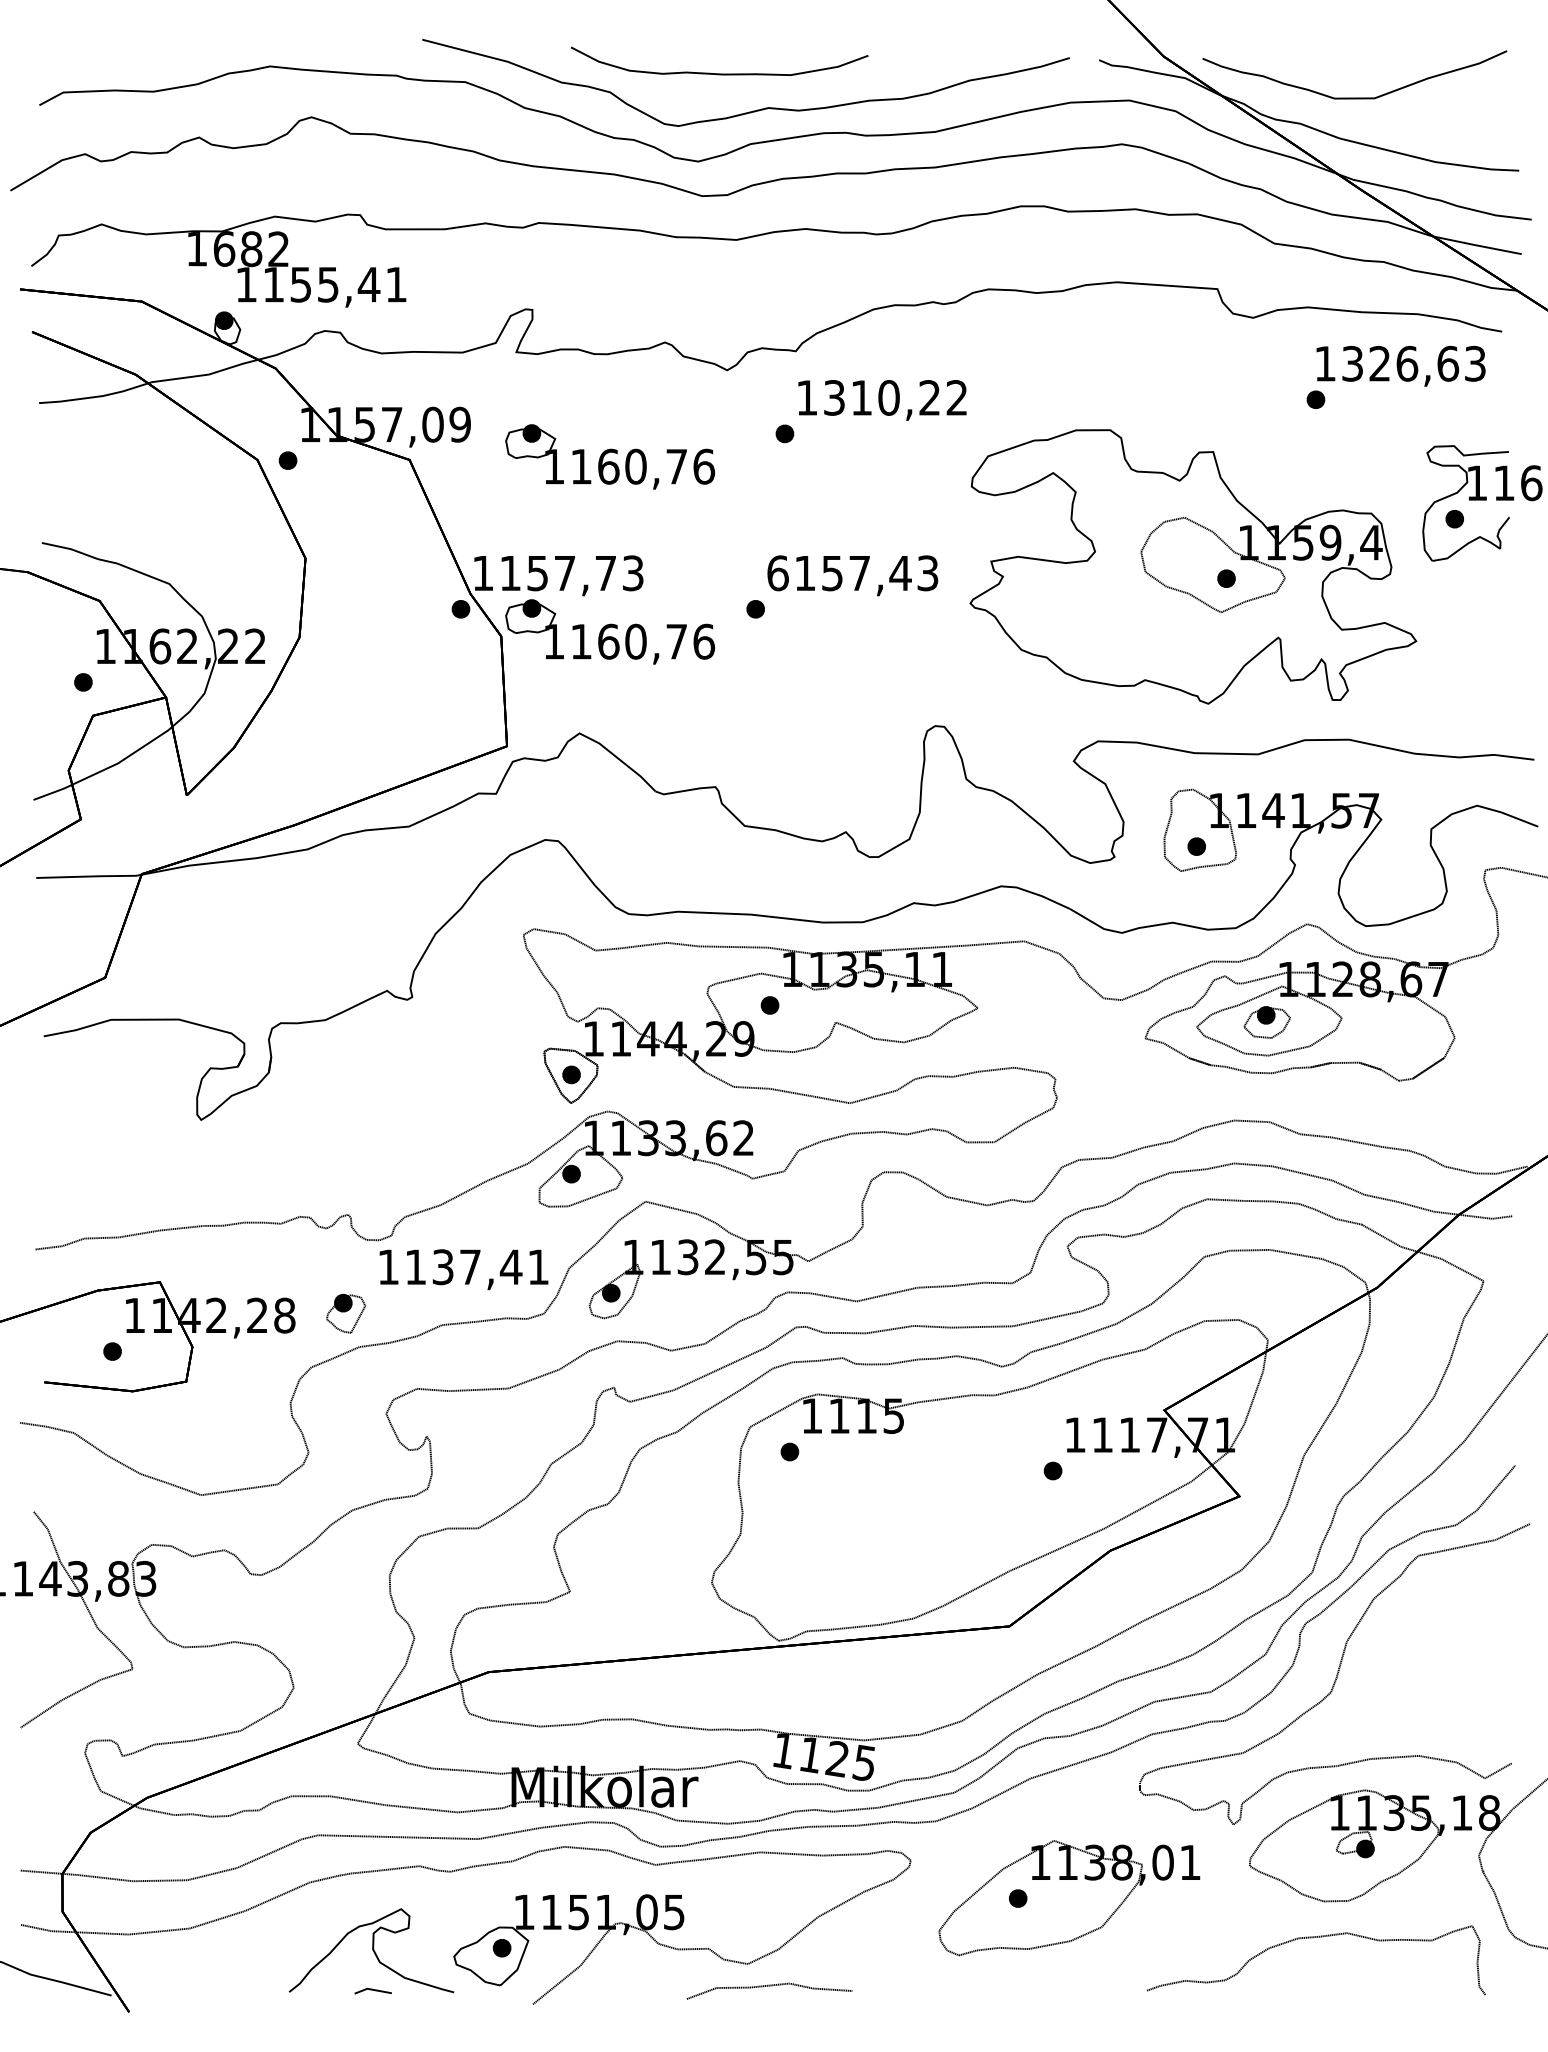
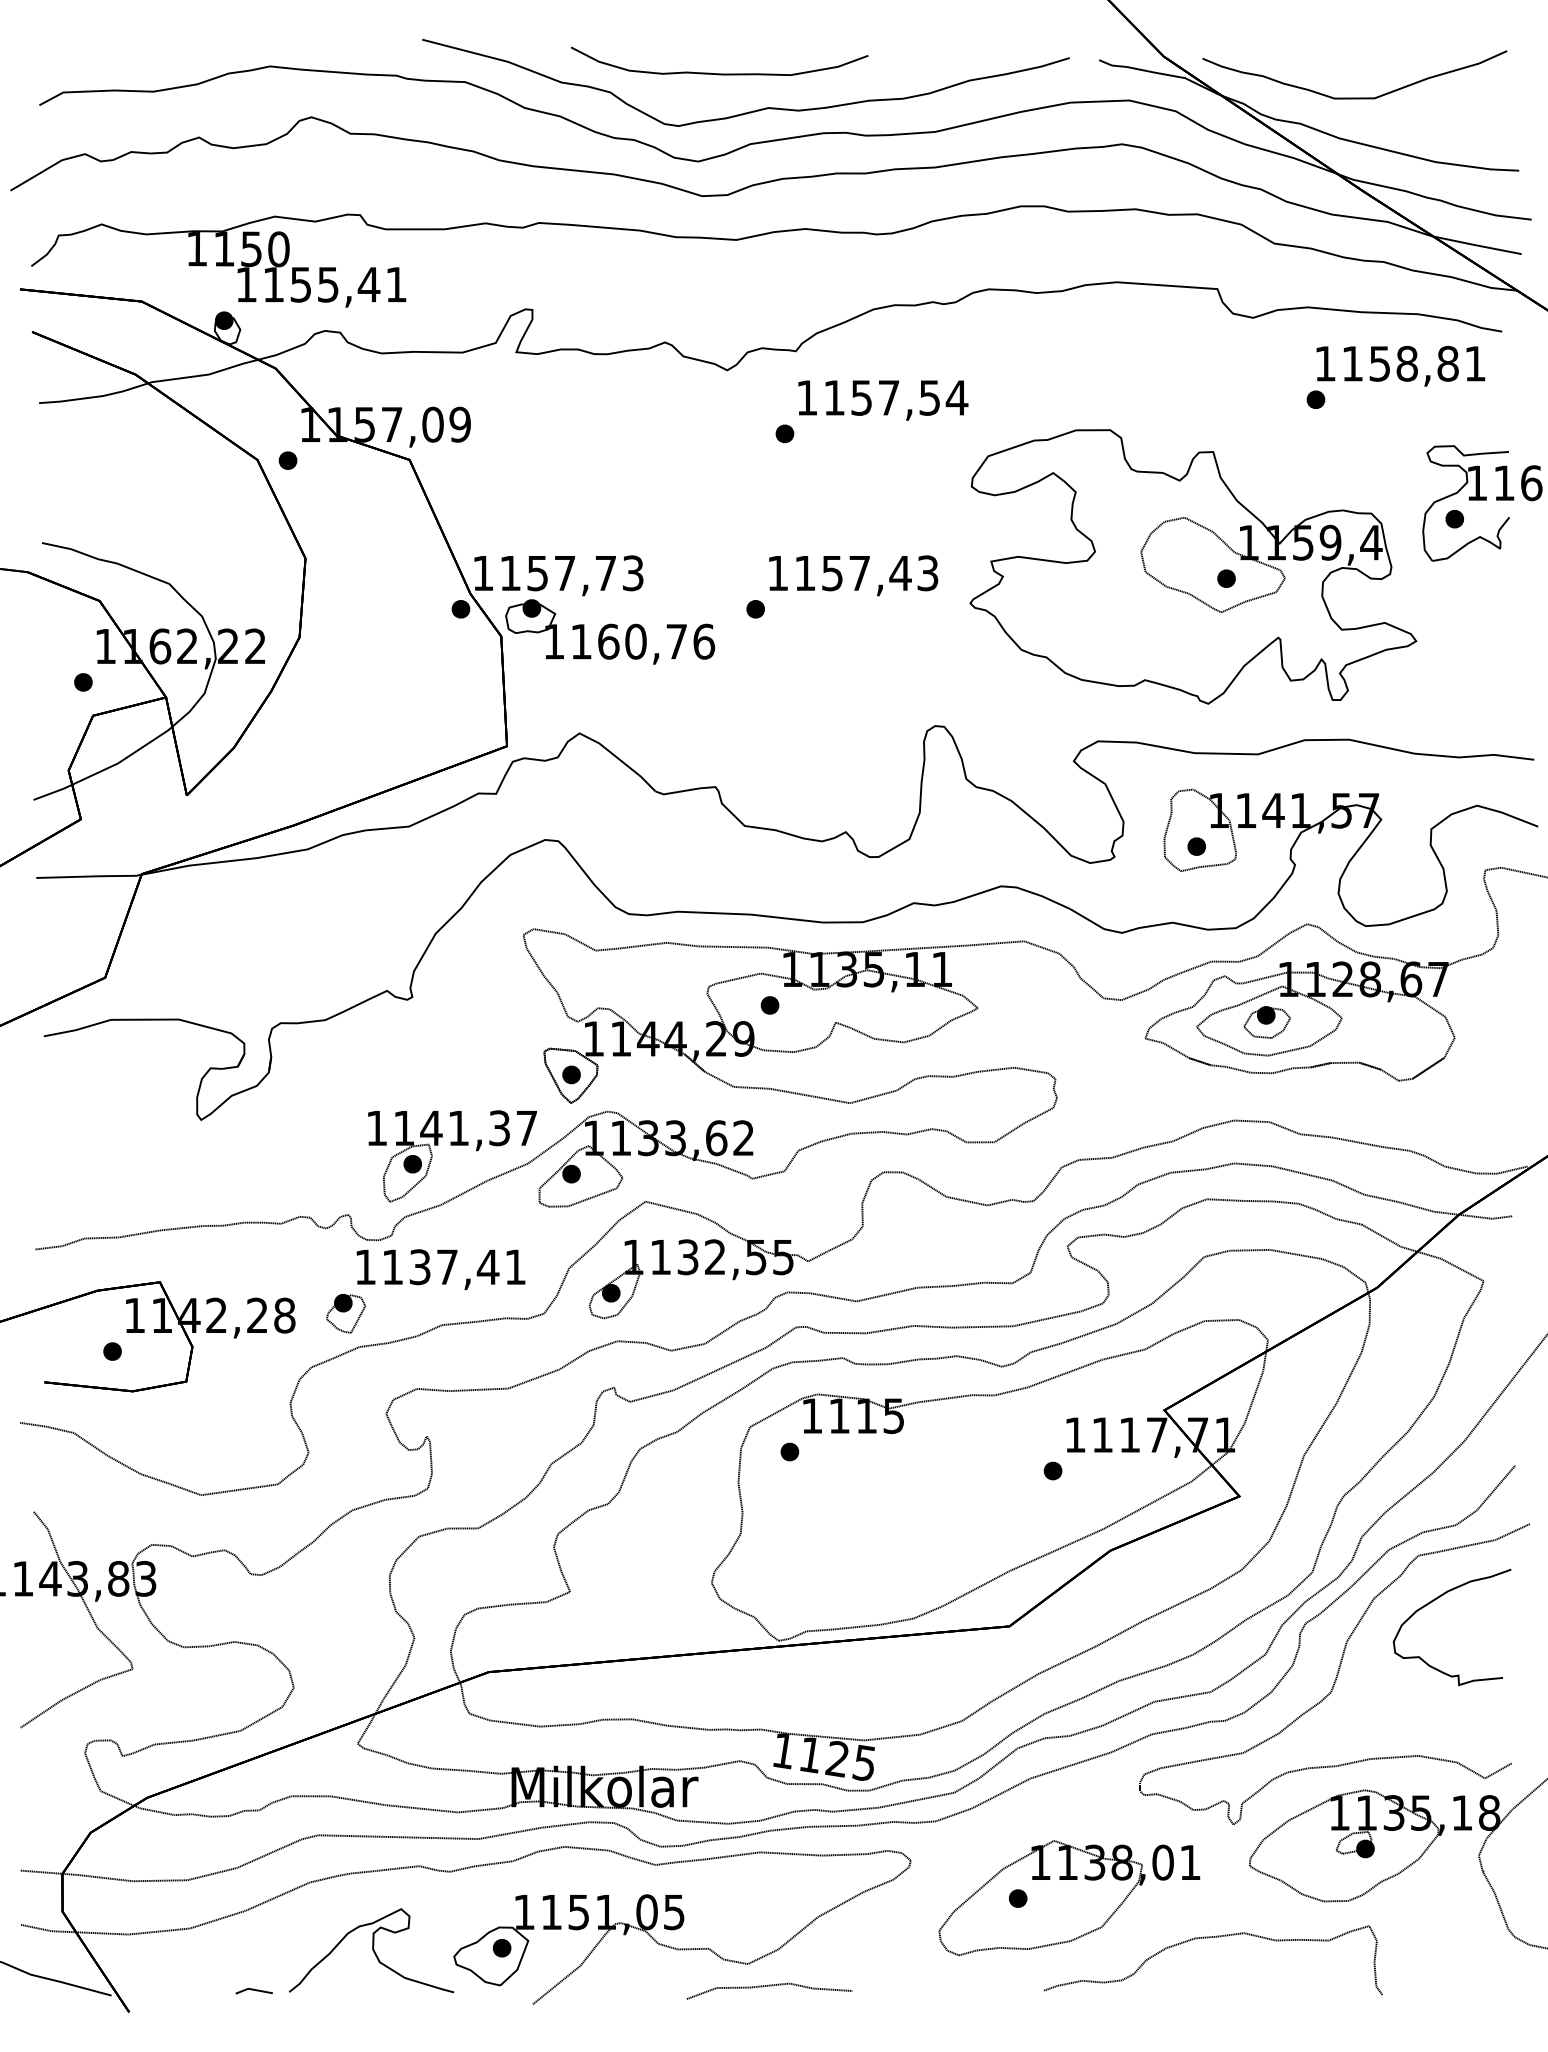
text: 1682 -> 1150 (251, 249)
text: 1326,63 -> 1158,81 (1413, 363)
text: 1310,22 -> 1157,54 (896, 397)
part: present -> none (610, 456)
text: 6157,43 -> 1157,43 (777, 573)
part: none -> present (452, 1145)
text position: (463, 1269) -> (440, 1269) (440, 1269)
part: none -> present (1435, 1600)
curve position: (1312, 1938) -> (1209, 1938) (1209, 1938)
line position: (372, 1990) -> (253, 1990) (253, 1990)
